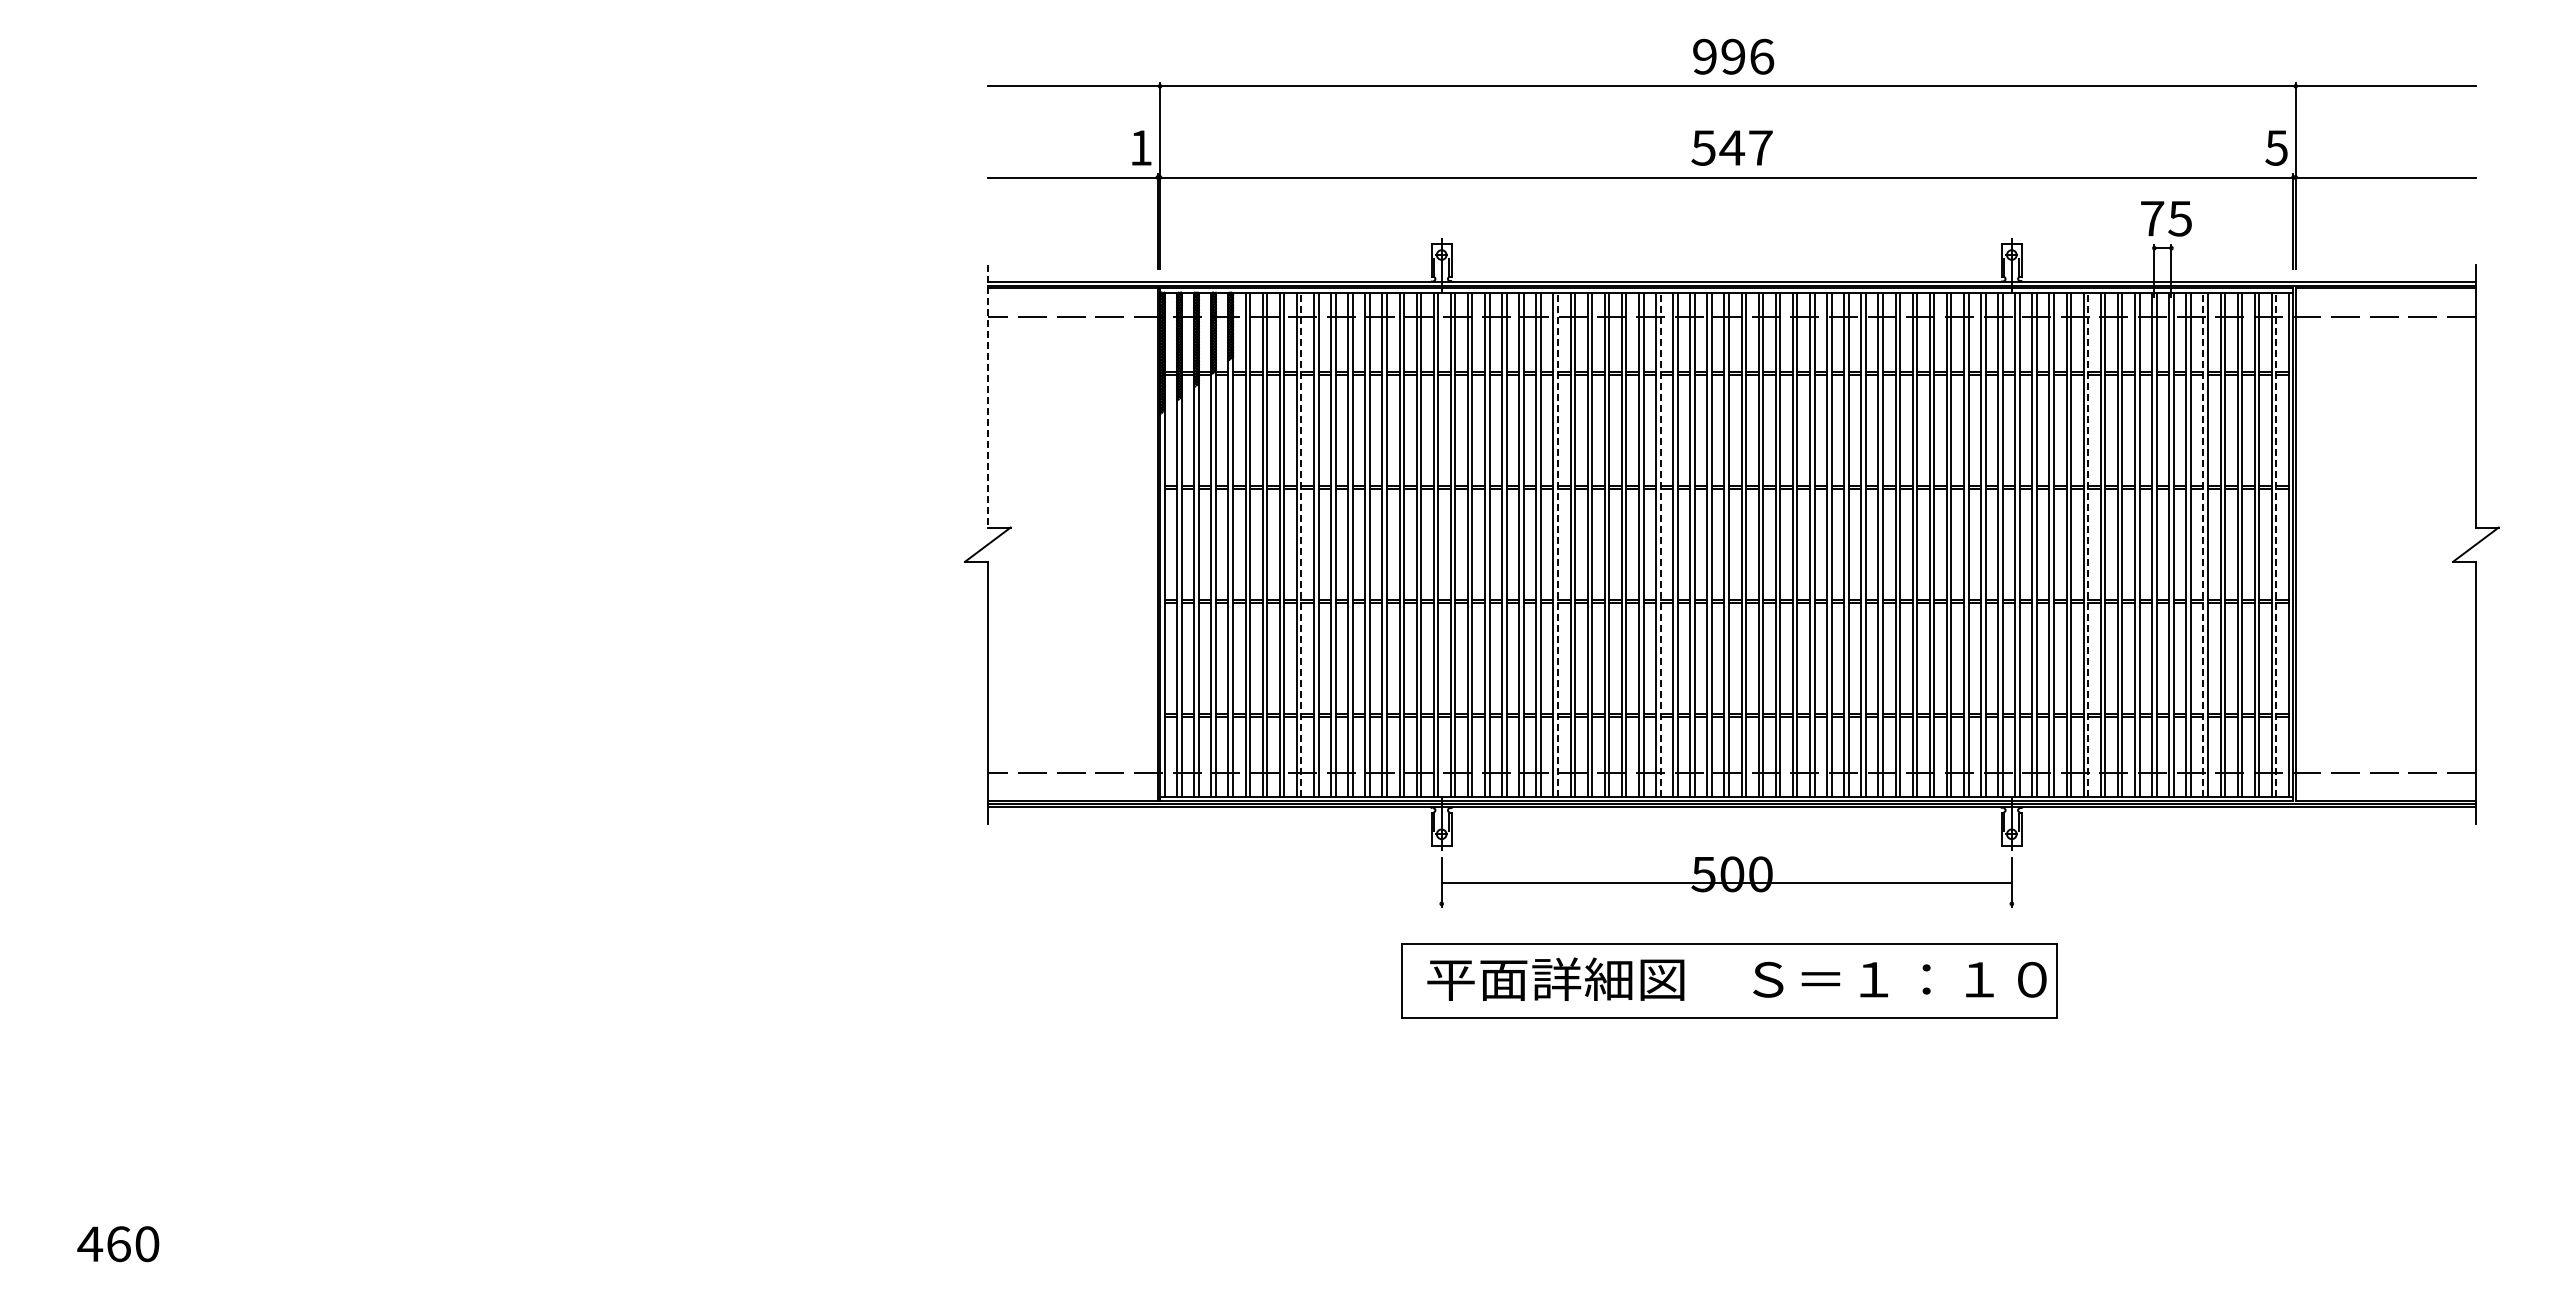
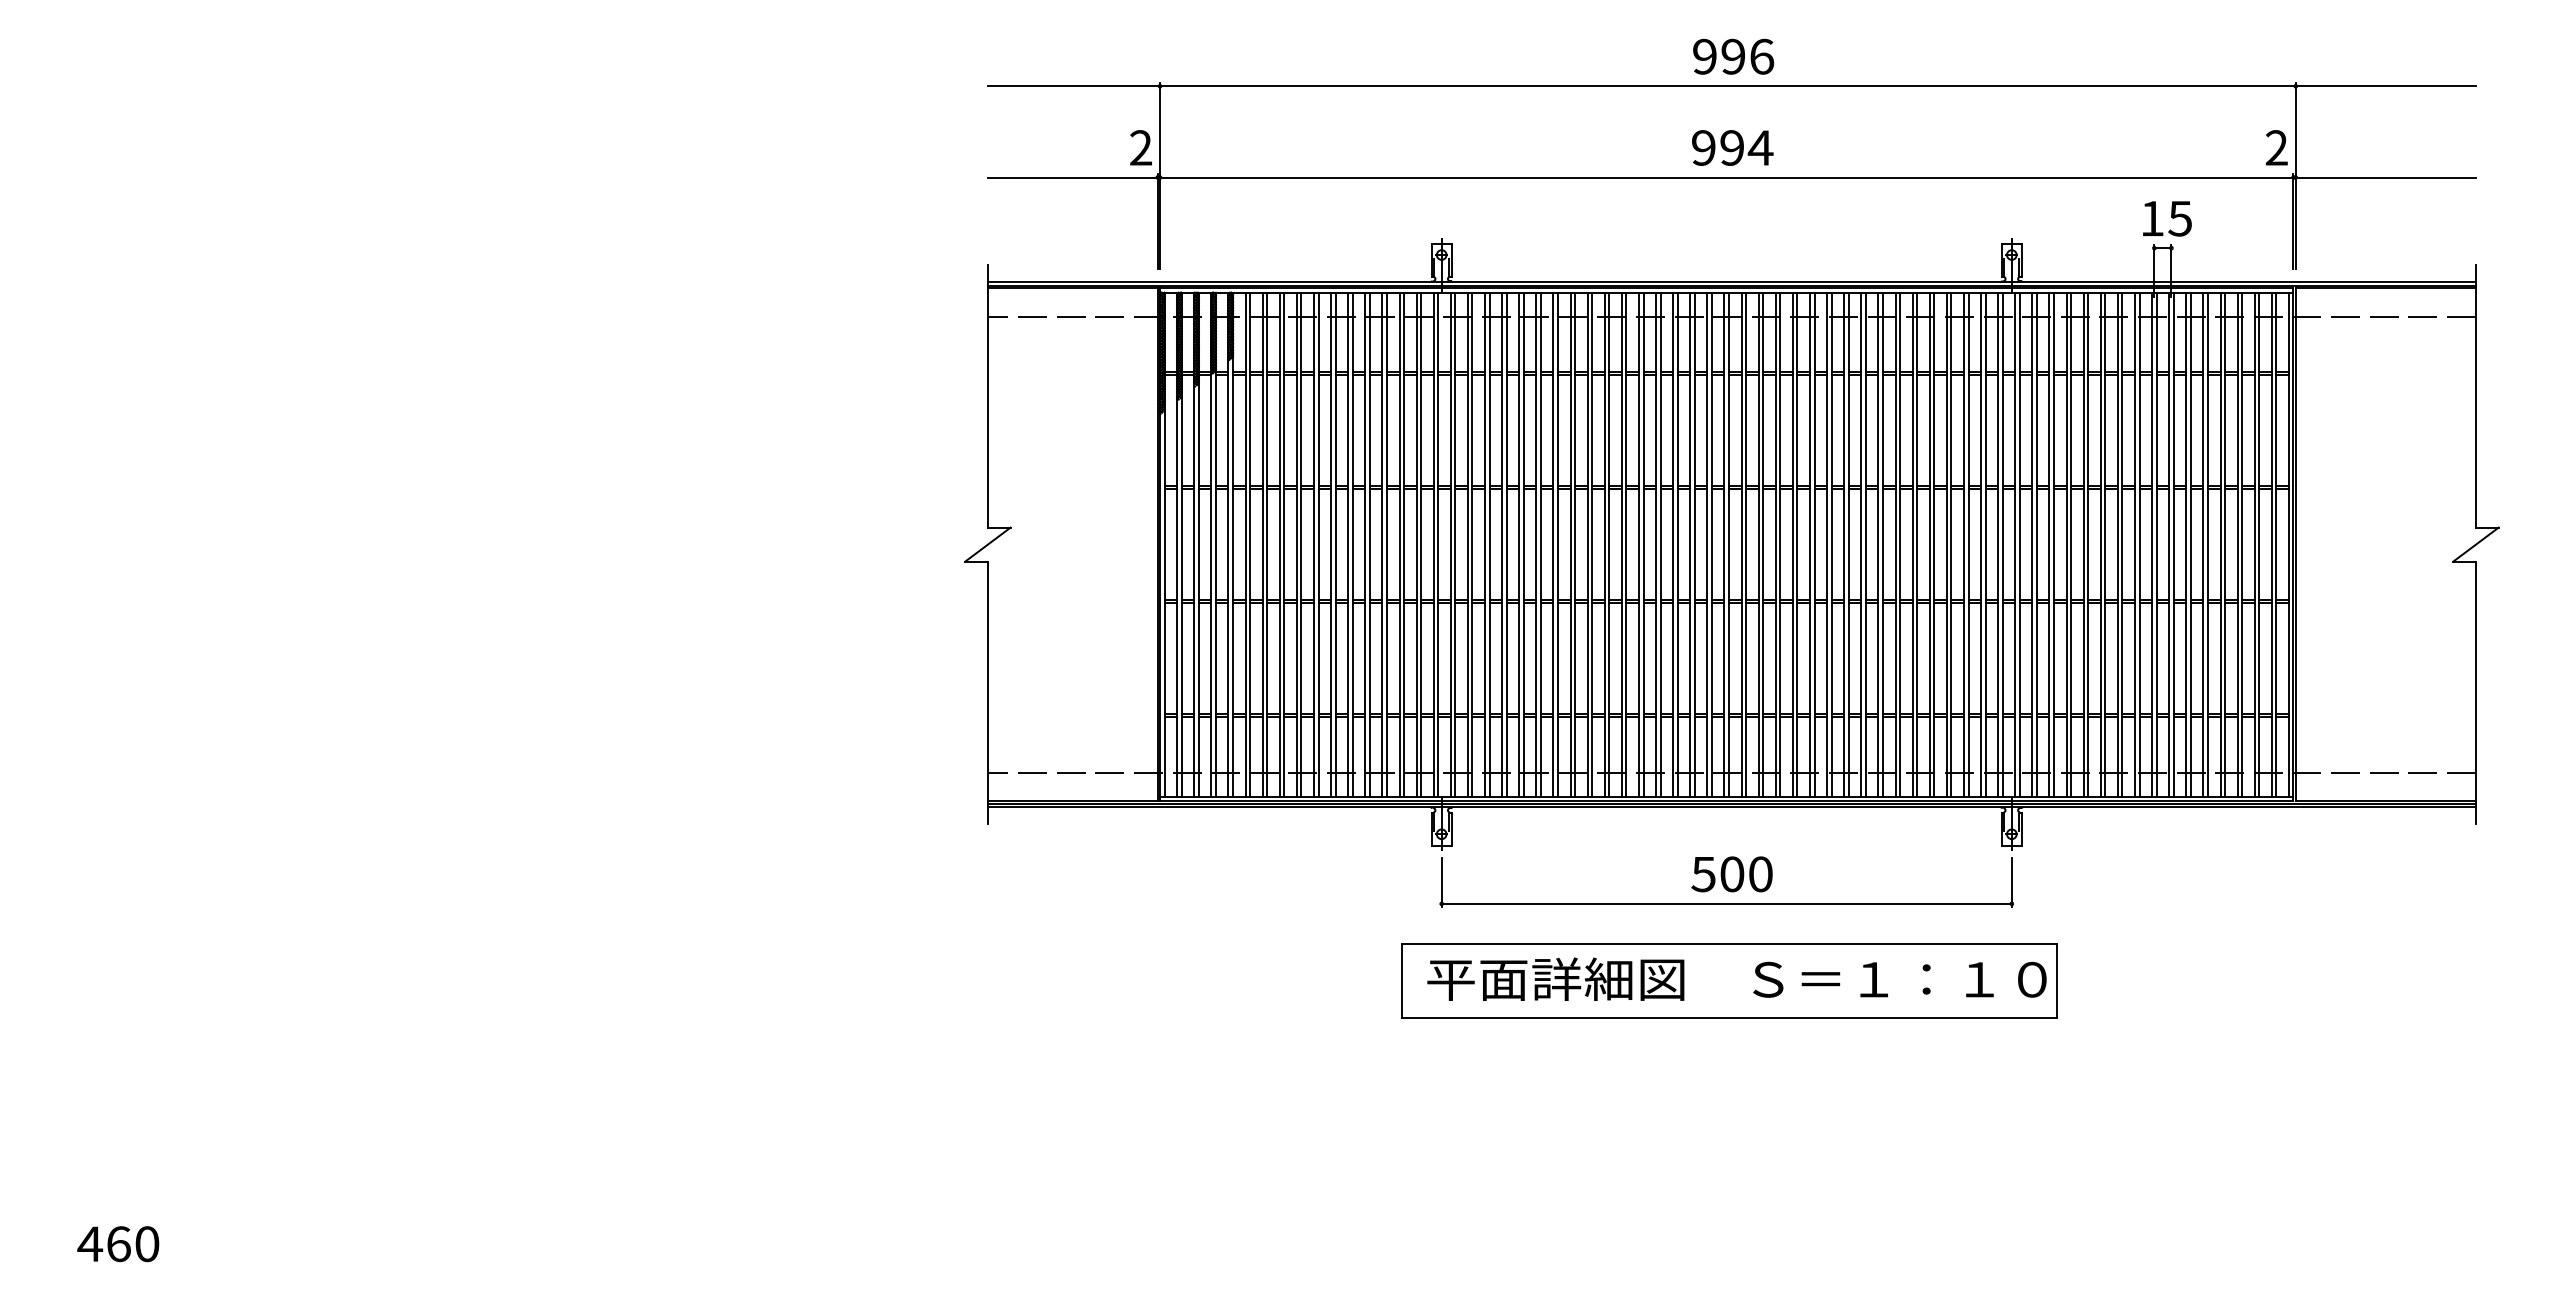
text: 1 -> 2 (1140, 147)
text: 547 -> 994 (1732, 147)
text: 5 -> 2 (2276, 147)
text: 75 -> 15 (2152, 218)
line: dashed -> solid (987, 396)
line: dashed -> solid (1301, 544)
line: dashed -> solid (1558, 544)
line: dashed -> solid (1660, 544)
line: dashed -> solid (2088, 544)
line: dashed -> solid (2203, 544)
line: dashed -> solid (2276, 544)
line position: (1726, 882) -> (1726, 903) (1726, 903)
